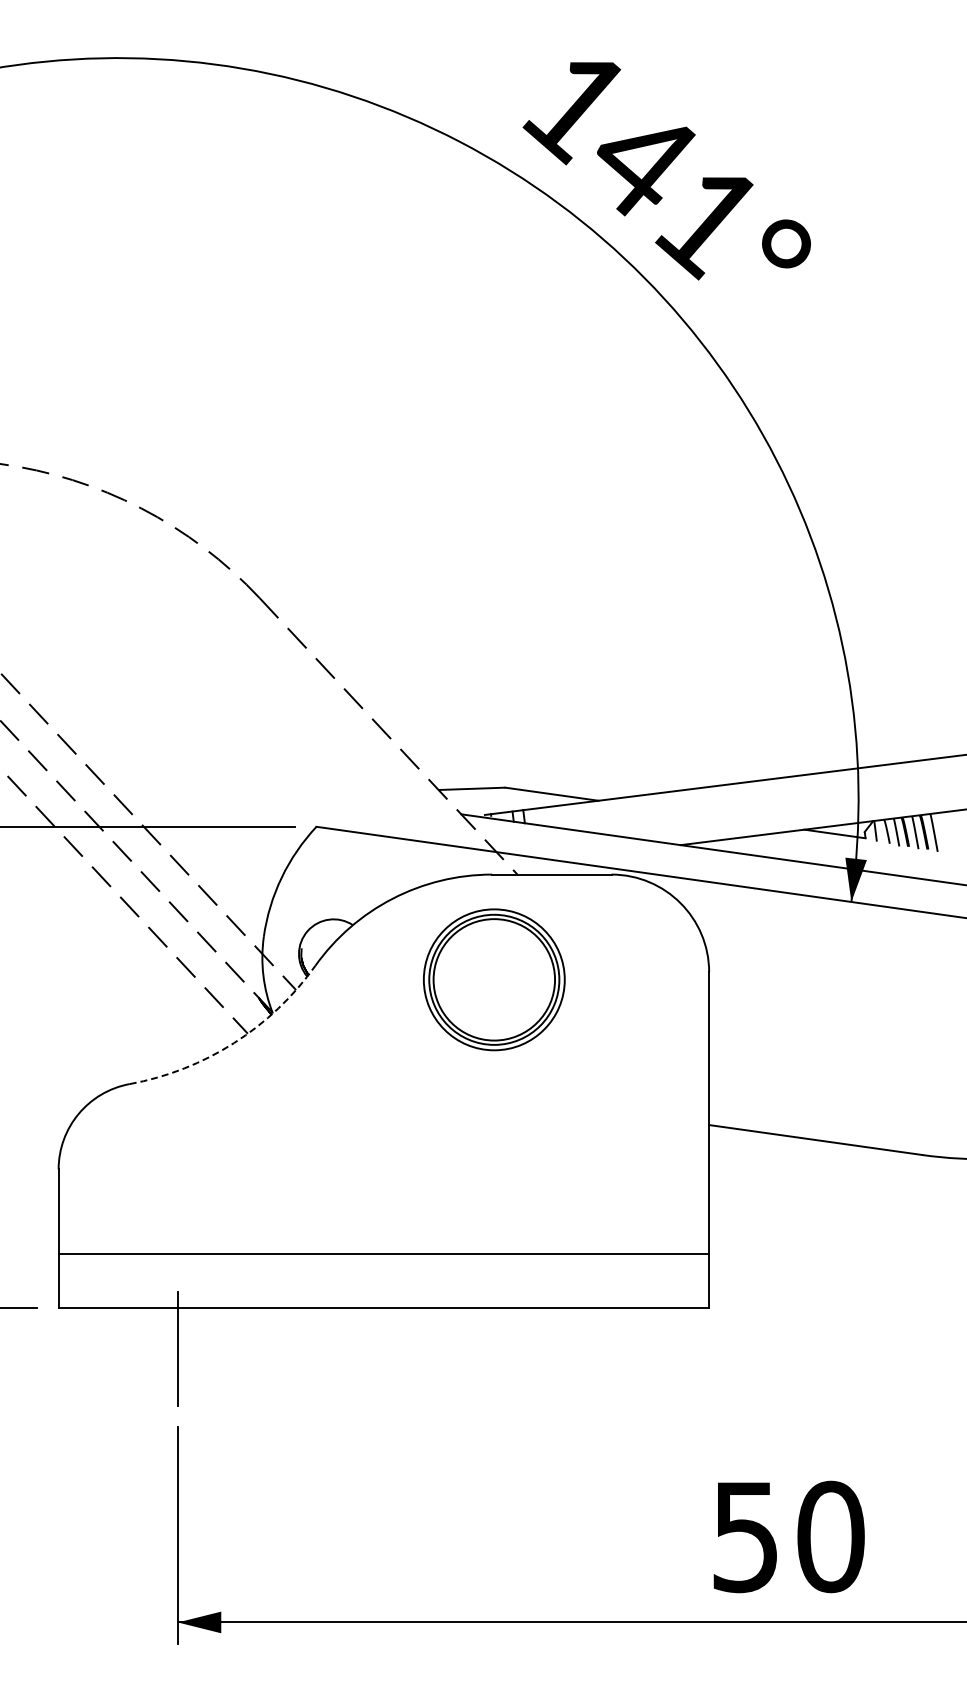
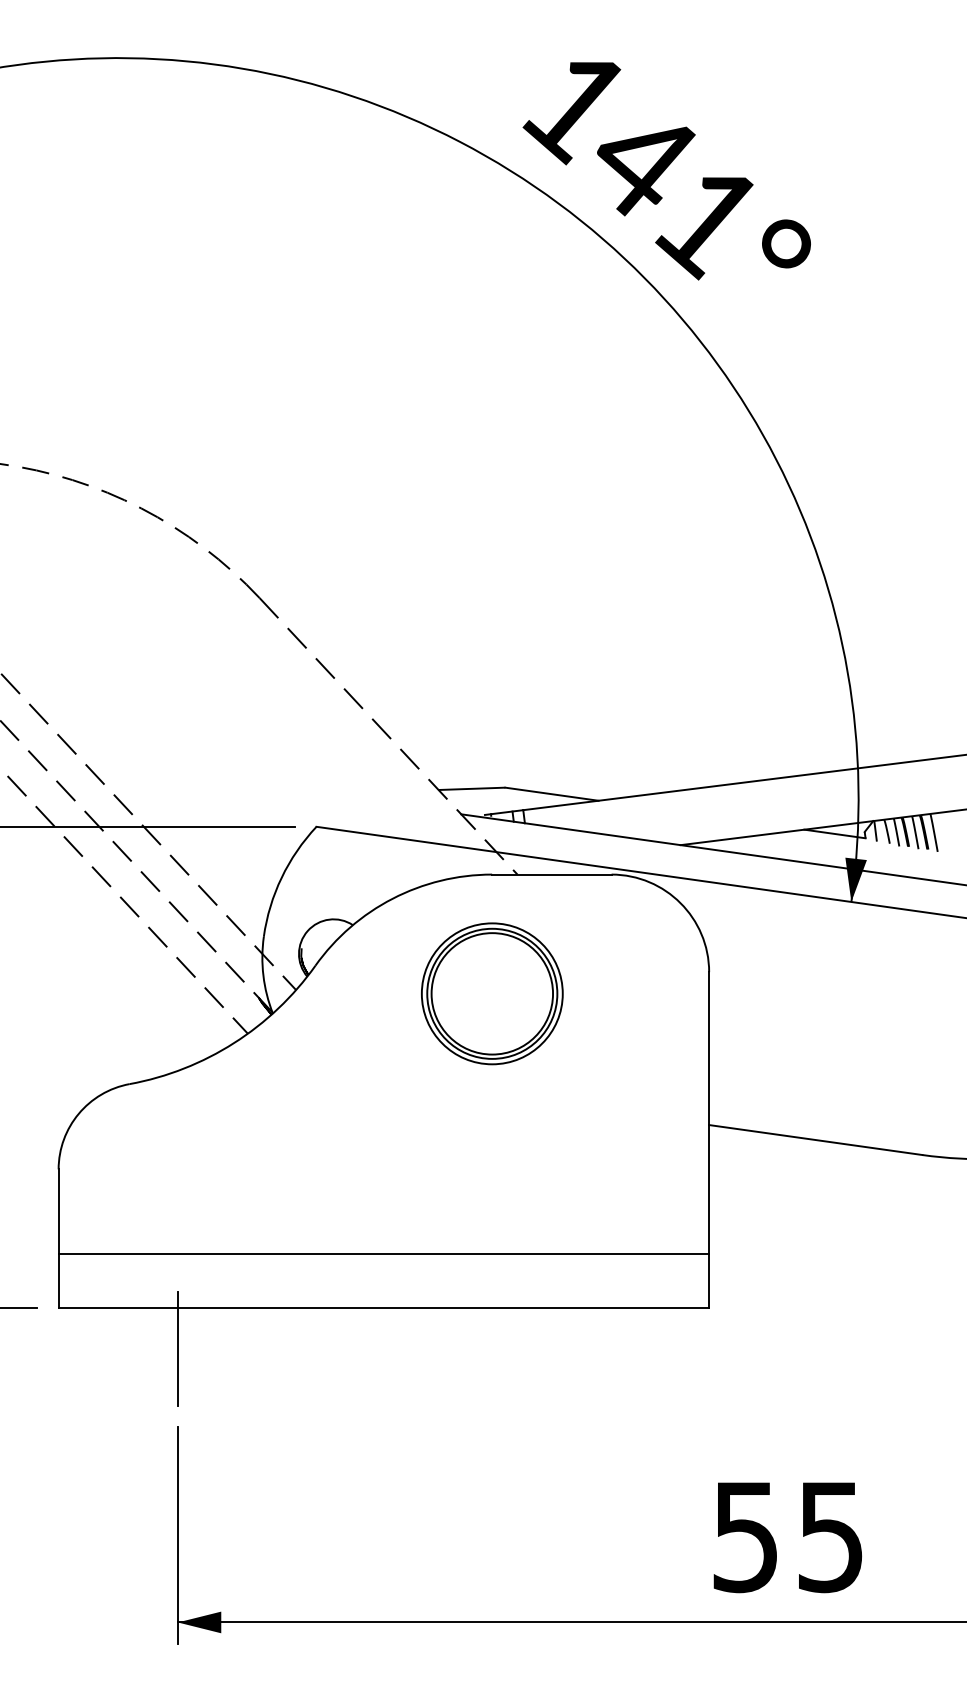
part position: (494, 979) -> (492, 993) (492, 993)
arc: dashed -> solid (234, 1043)
text: 50 -> 55 (830, 1536)
